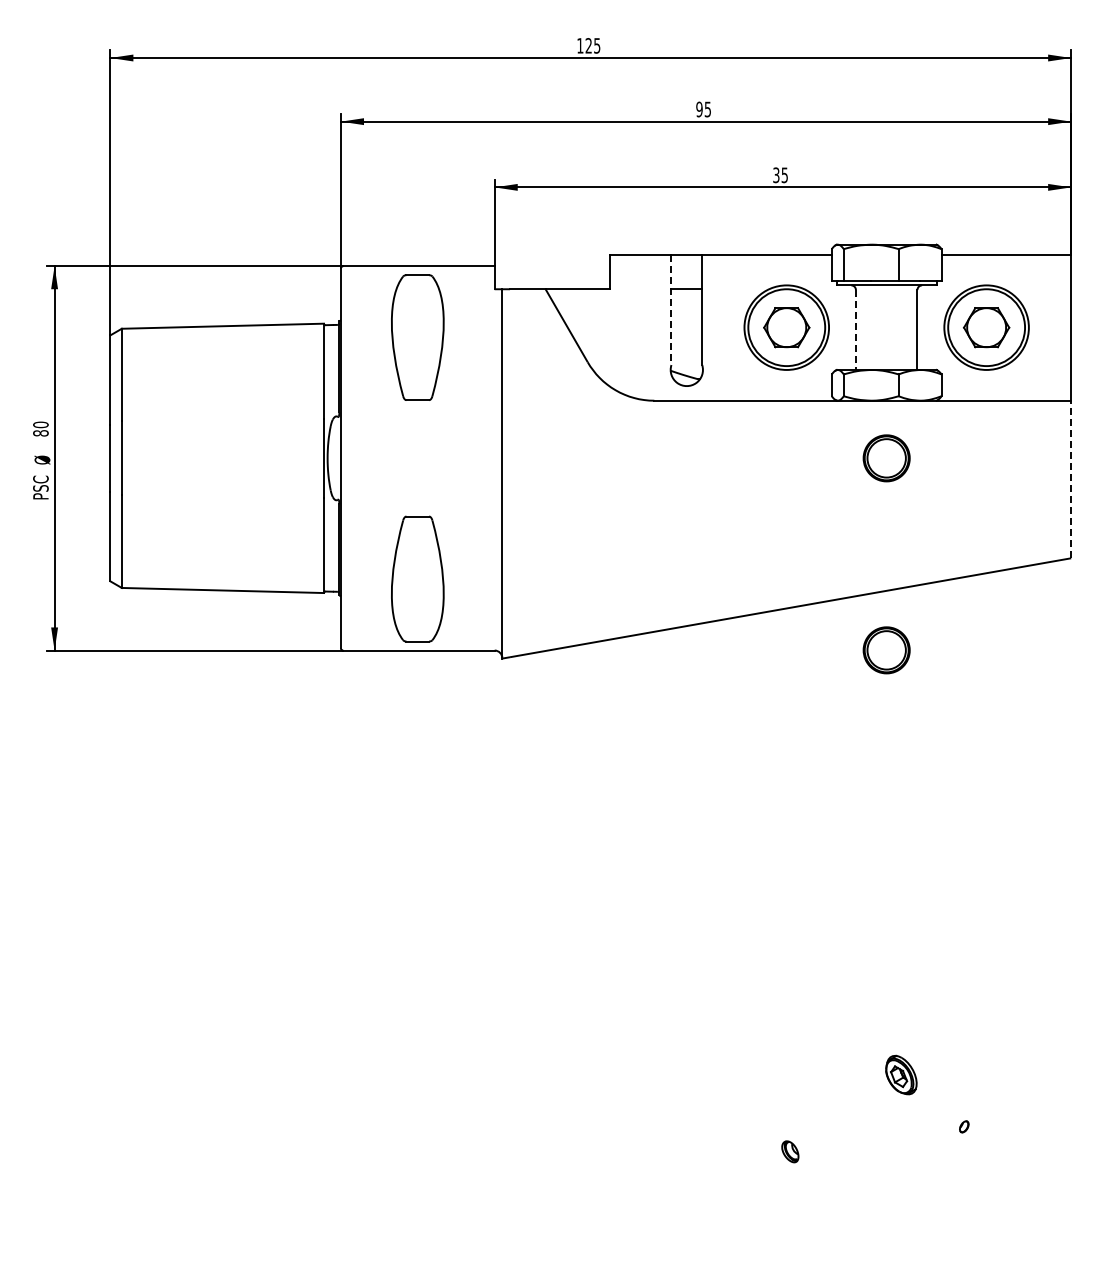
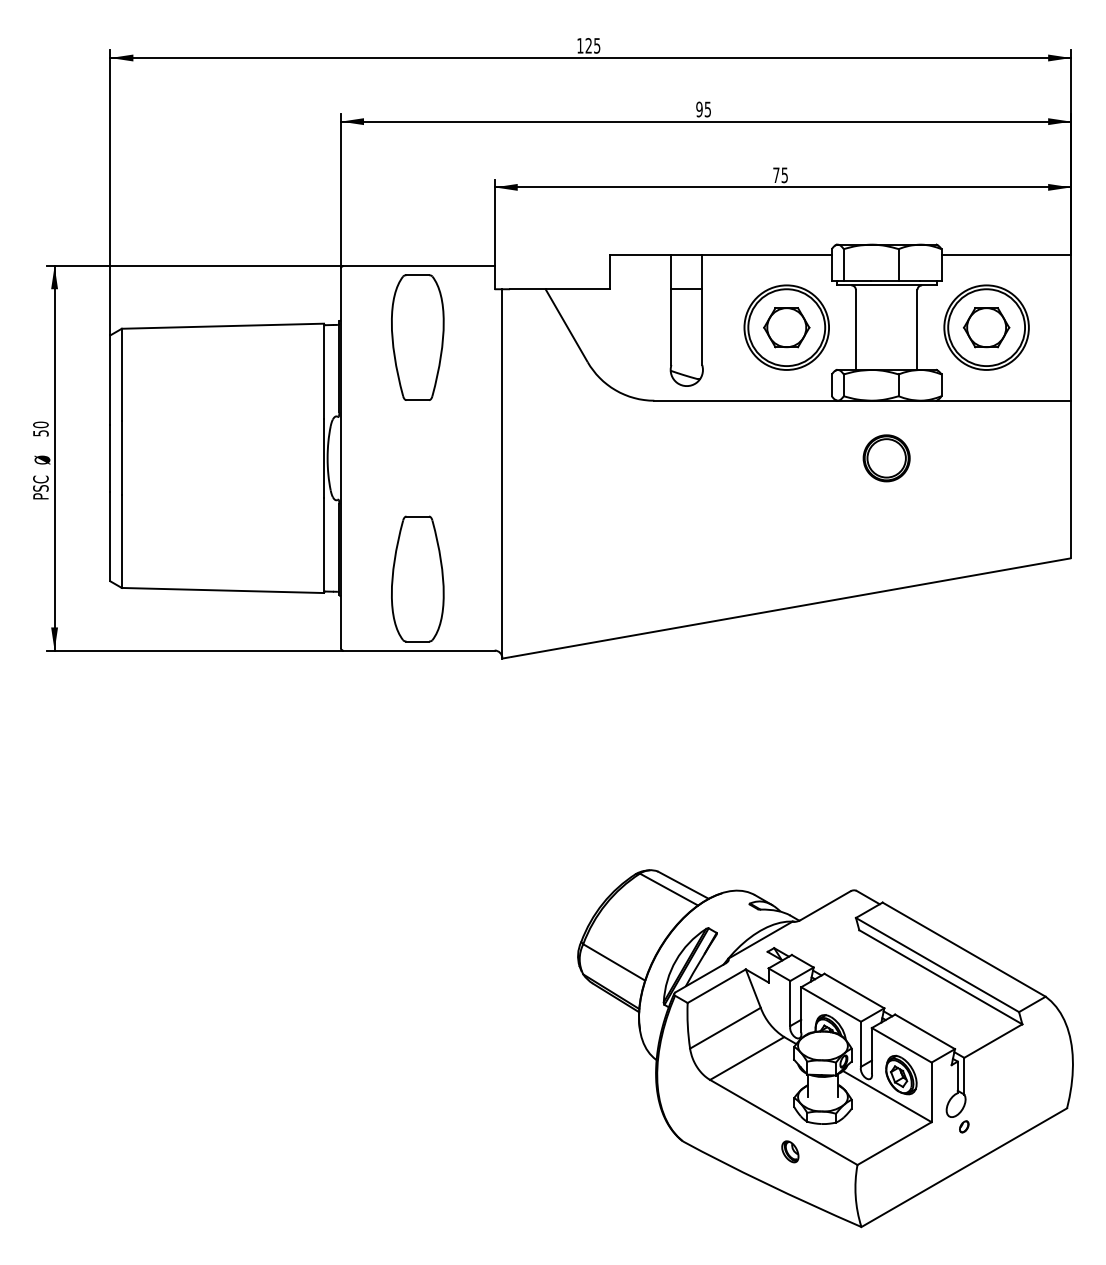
text: 35 -> 75 (776, 175)
line: dashed -> solid (671, 310)
line: dashed -> solid (855, 330)
text: 80 -> 50 (40, 433)
line: dashed -> solid (1071, 479)
part: present -> none (886, 650)
part: none -> present (825, 1048)
